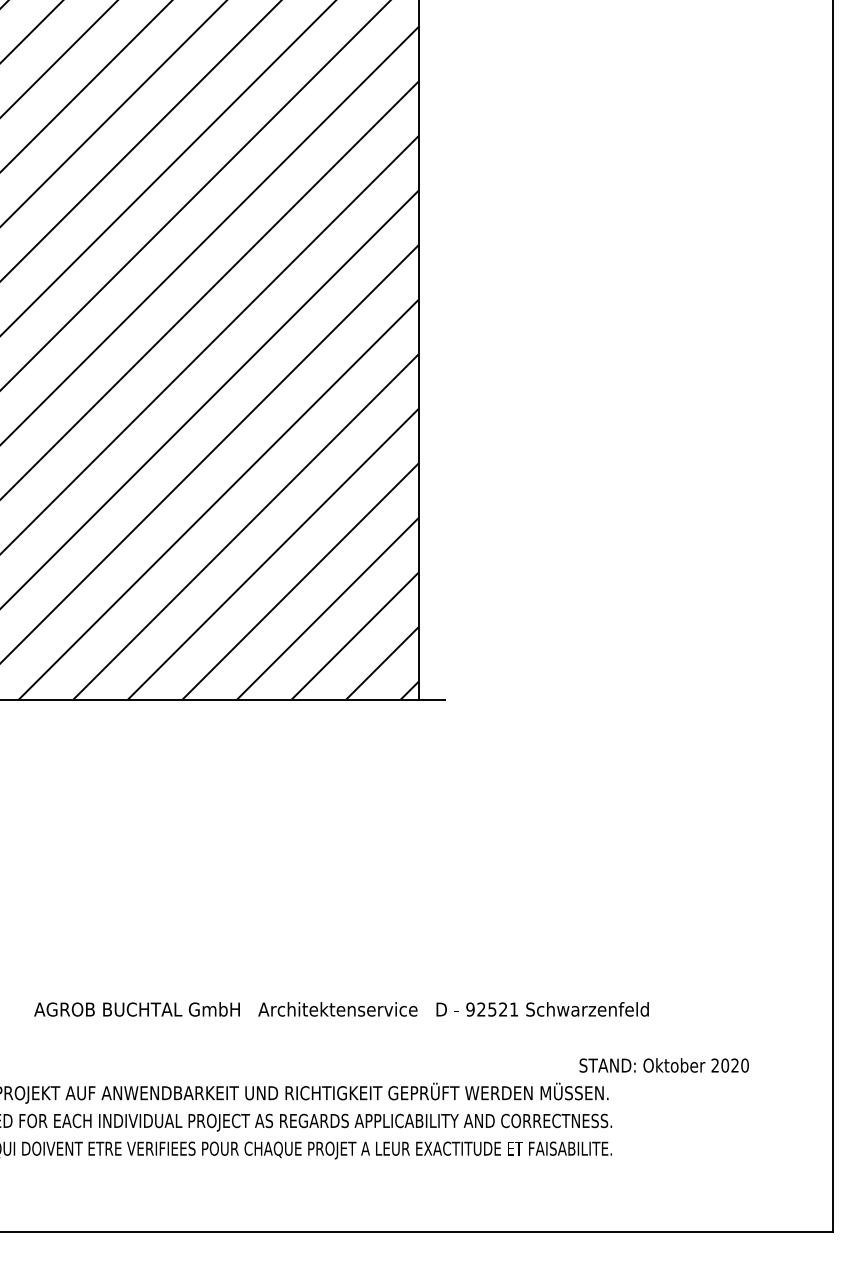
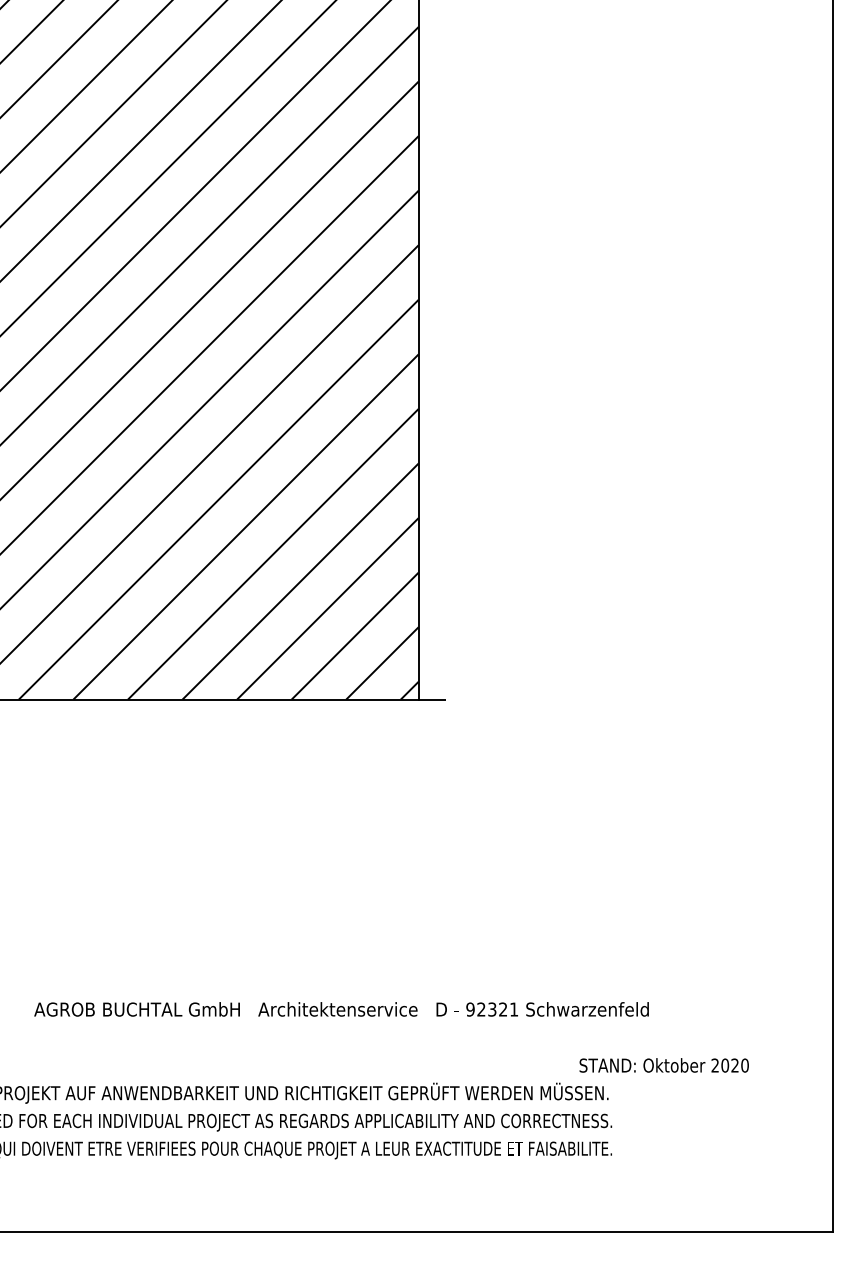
text: 92521 -> 92321 (492, 1008)
